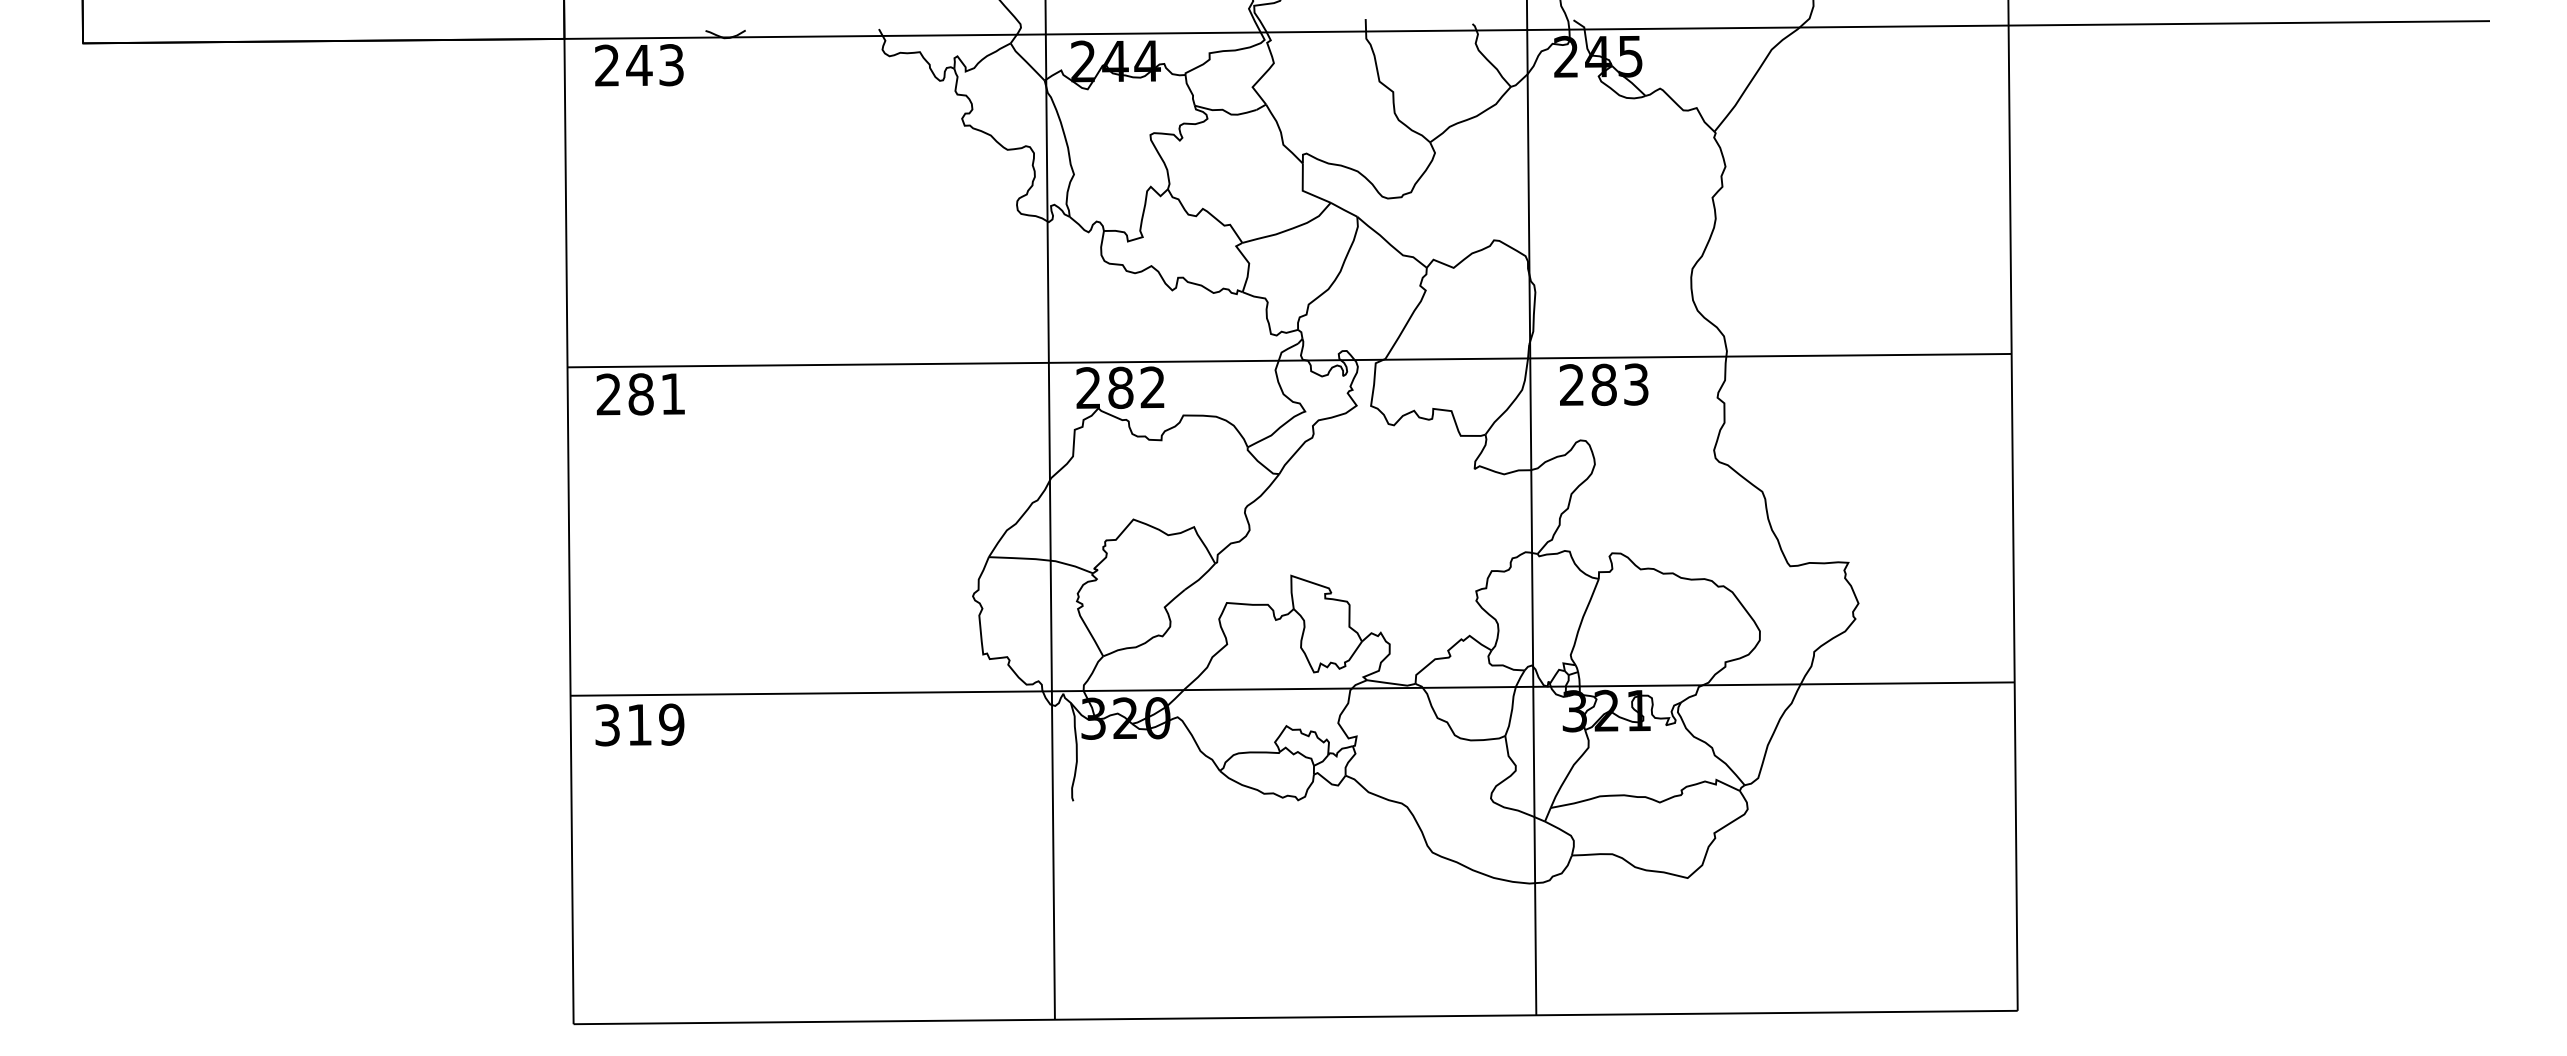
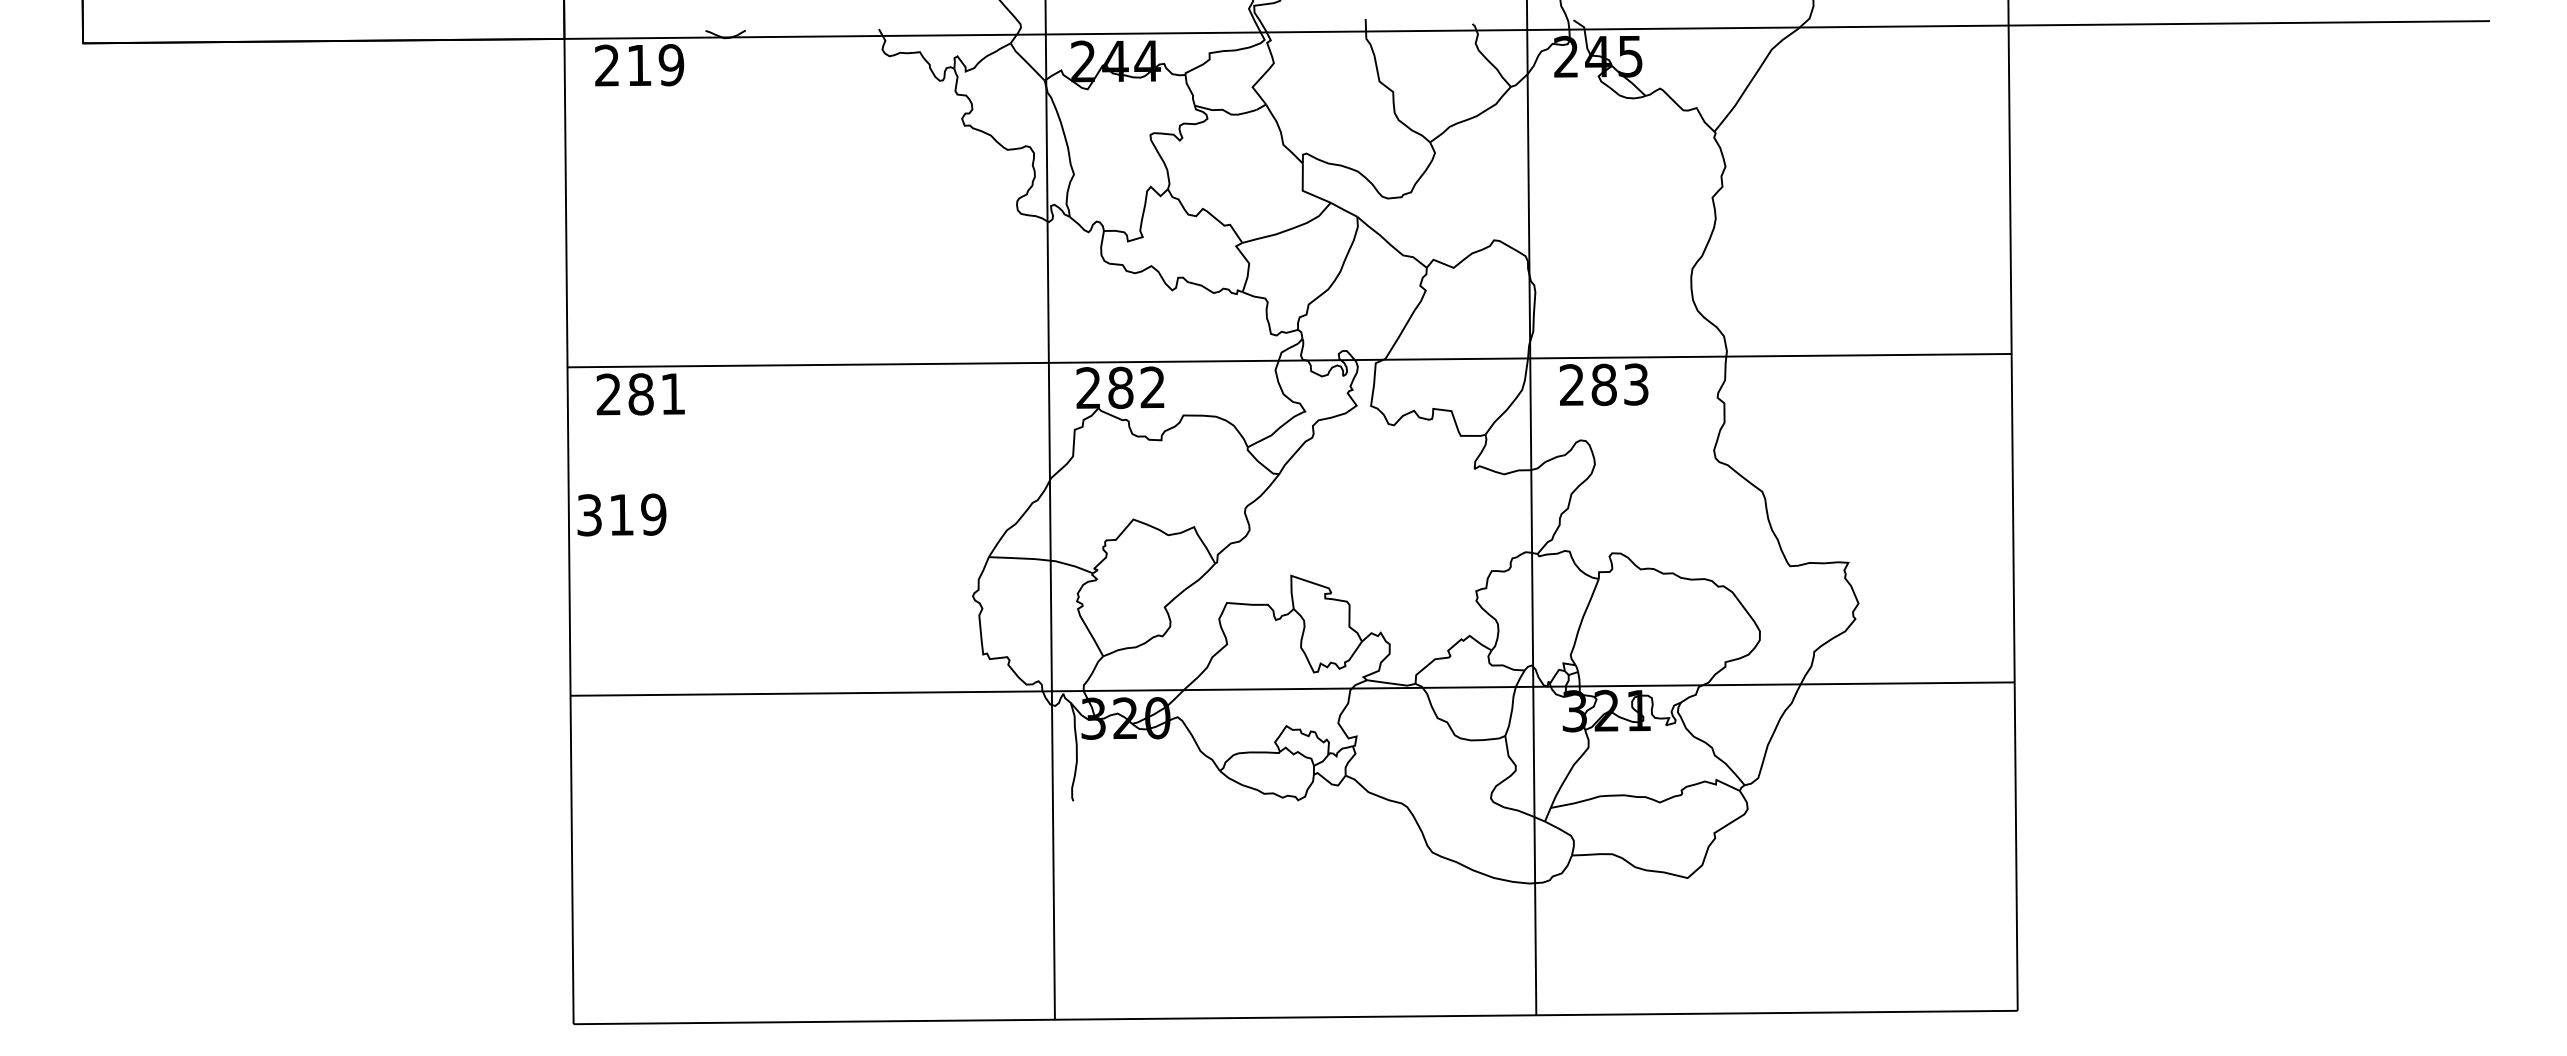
text: 243 -> 219 (655, 65)
text position: (639, 724) -> (621, 514) (621, 514)
